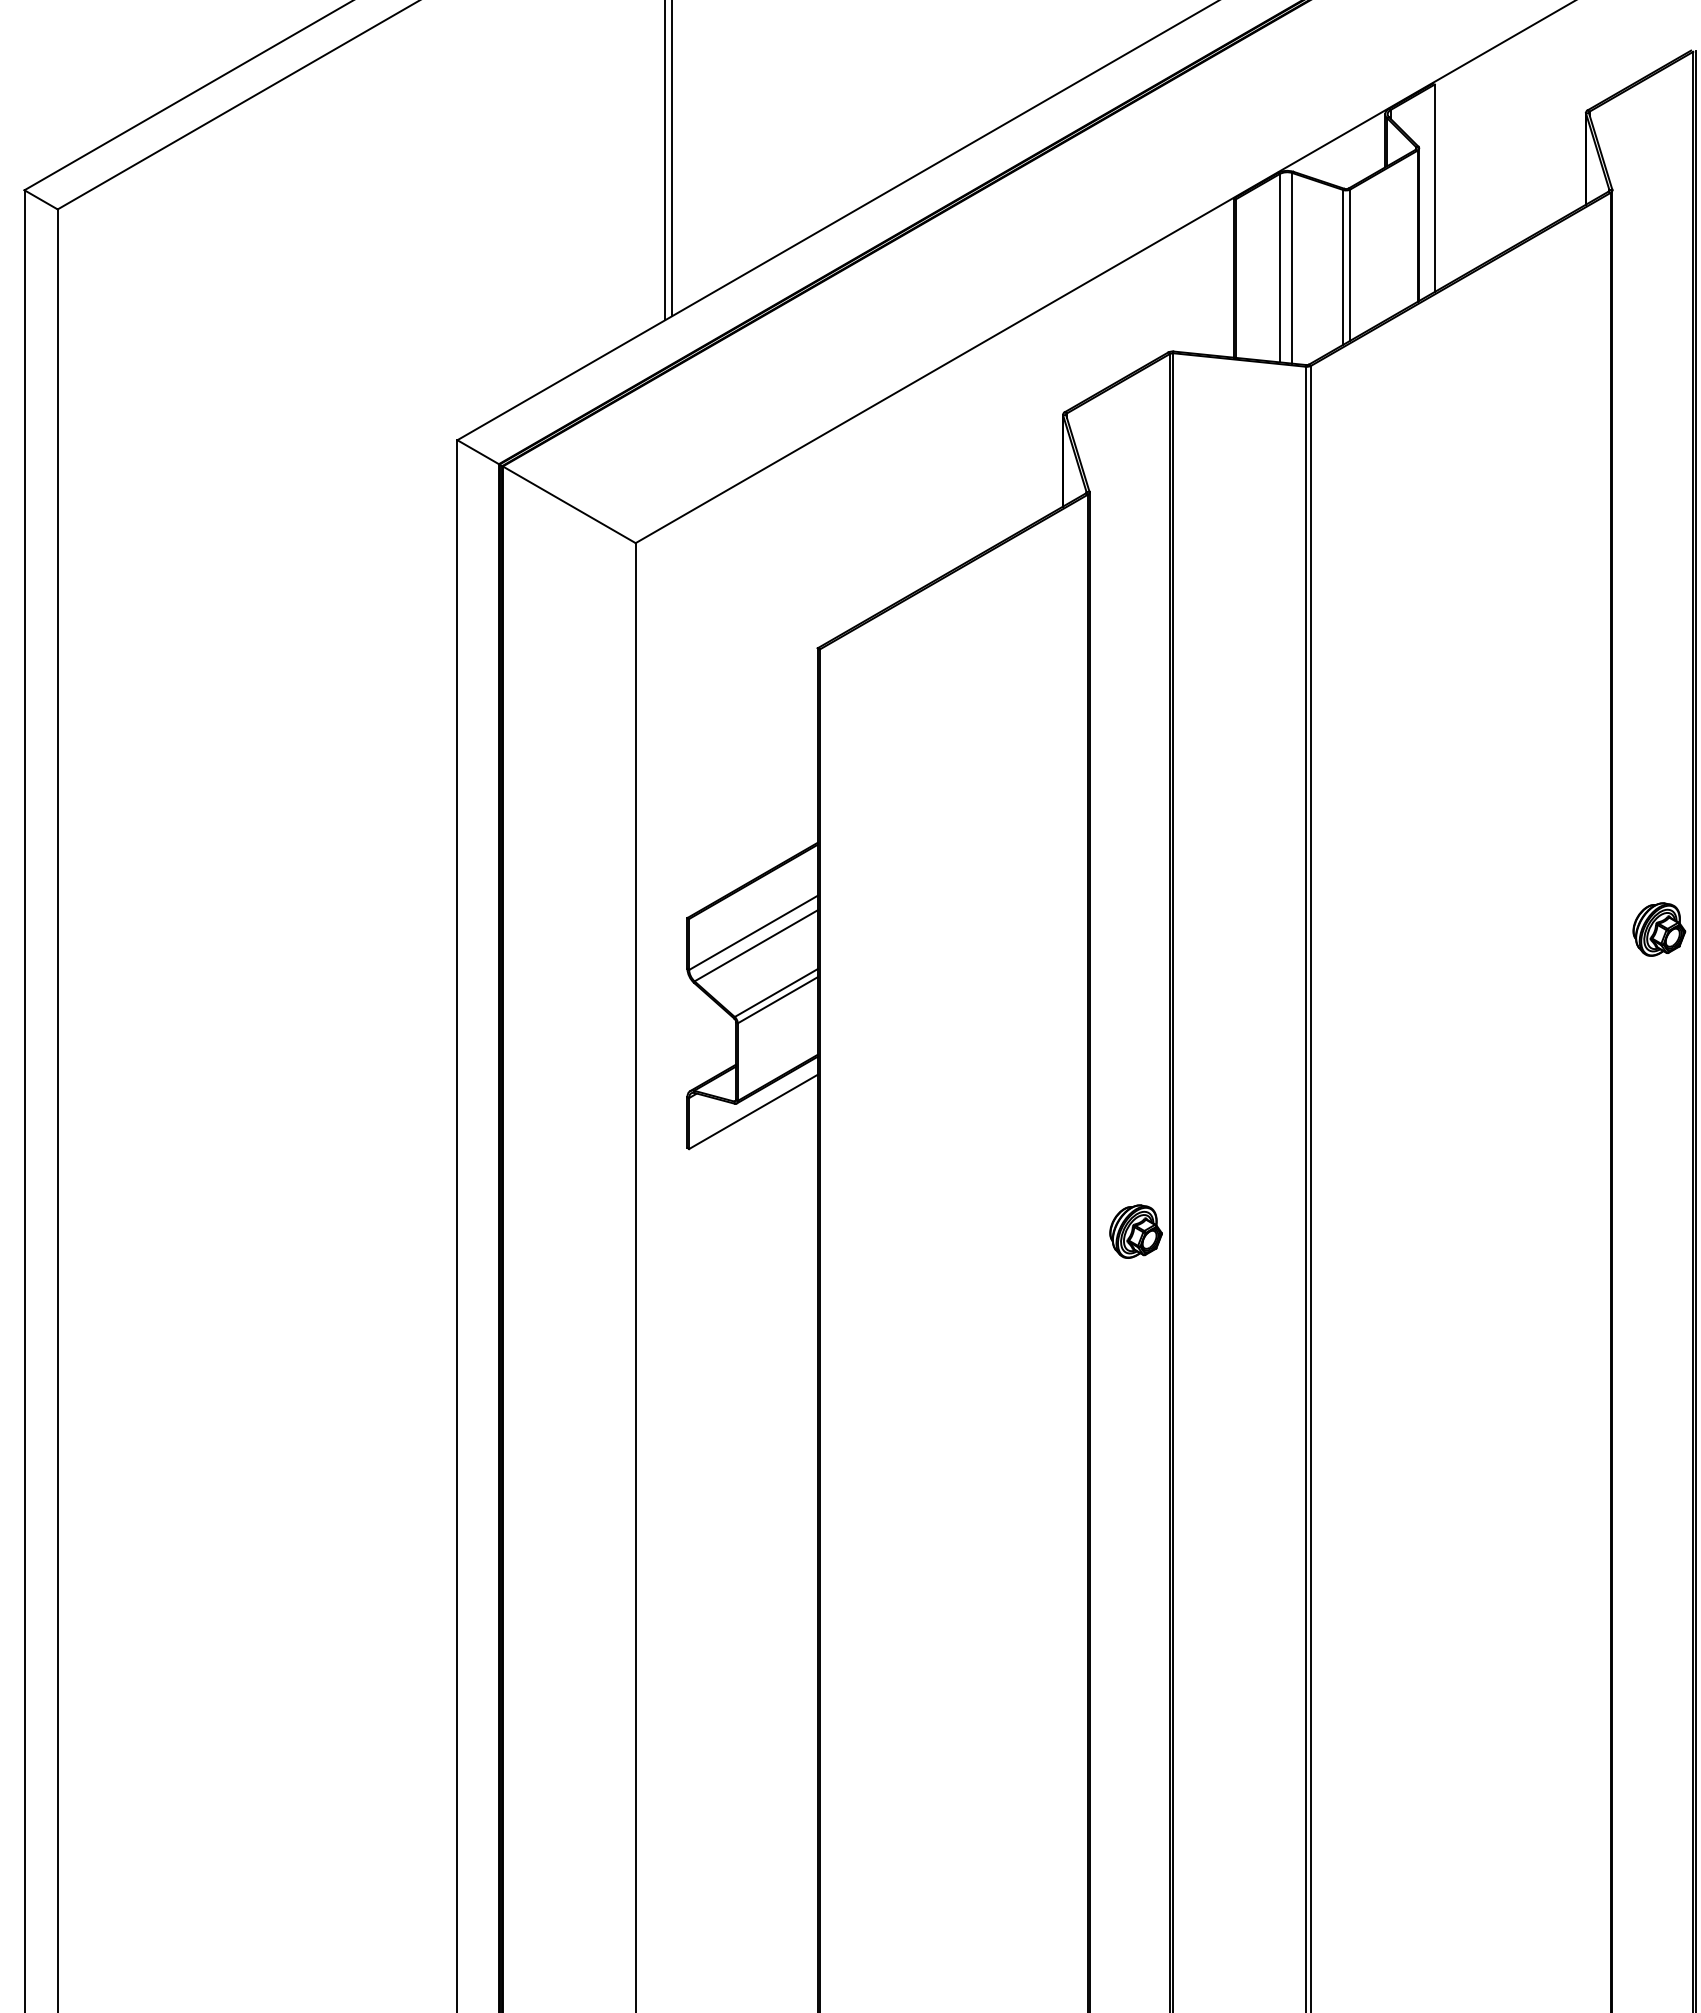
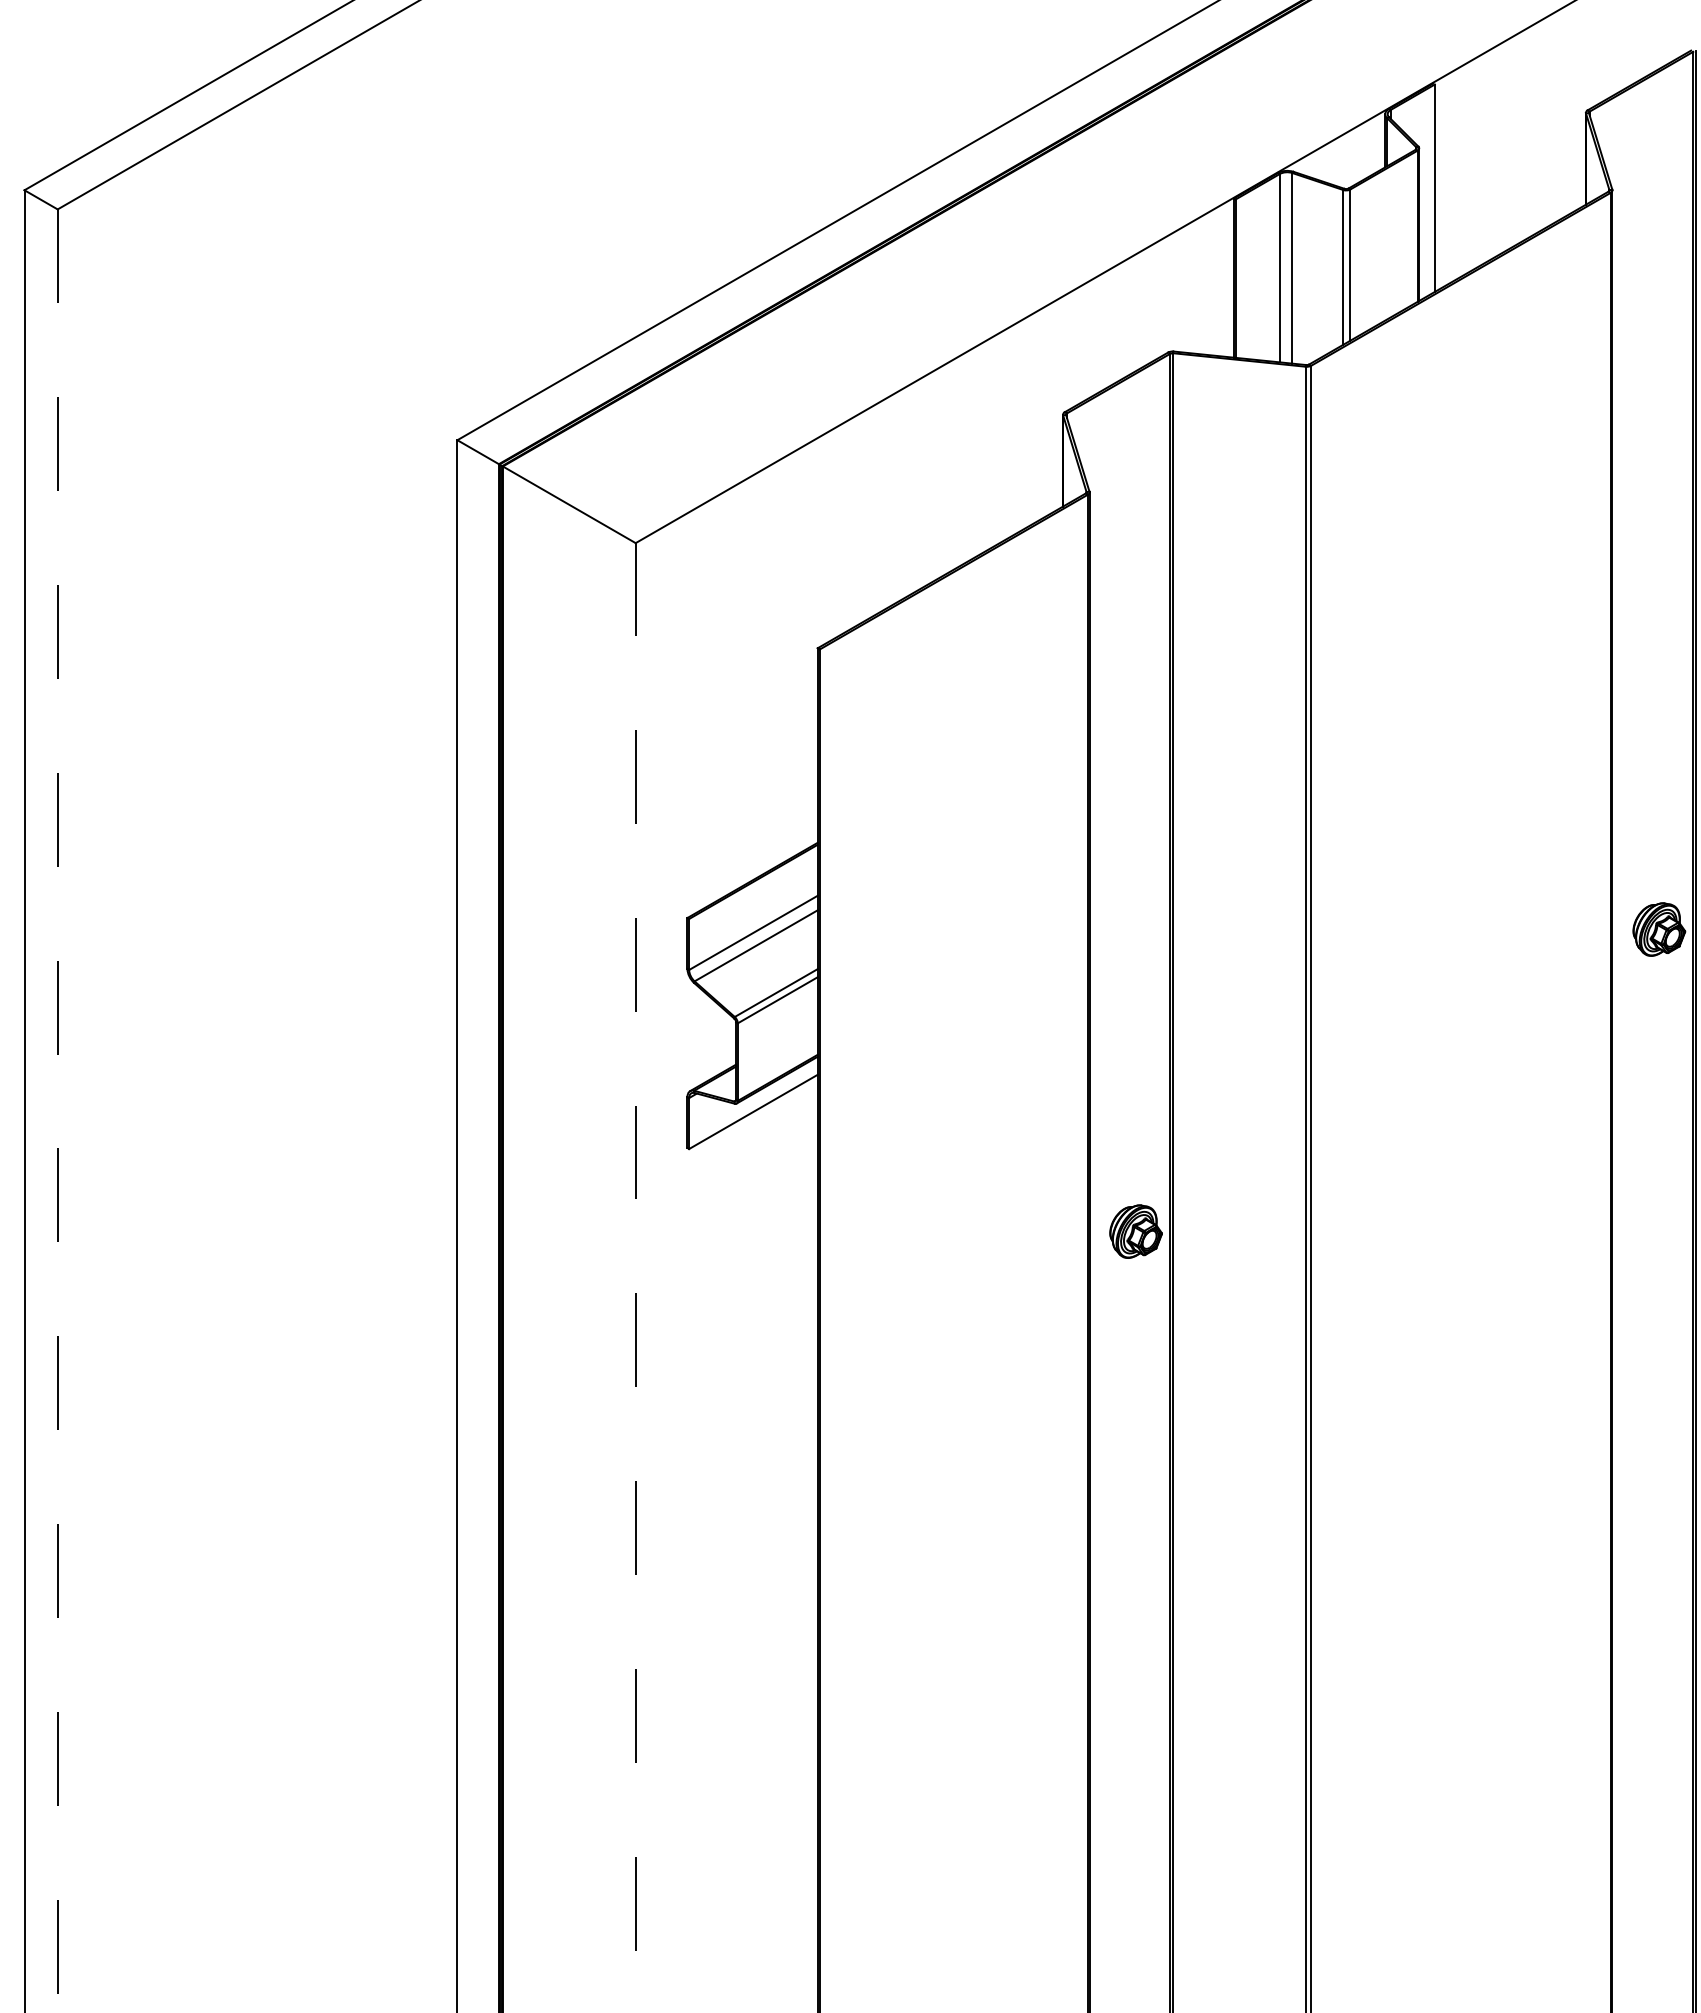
line: present -> none (671, 159)
line: present -> none (665, 161)
line: solid -> dashed (57, 1111)
line: solid -> dashed (635, 1278)
